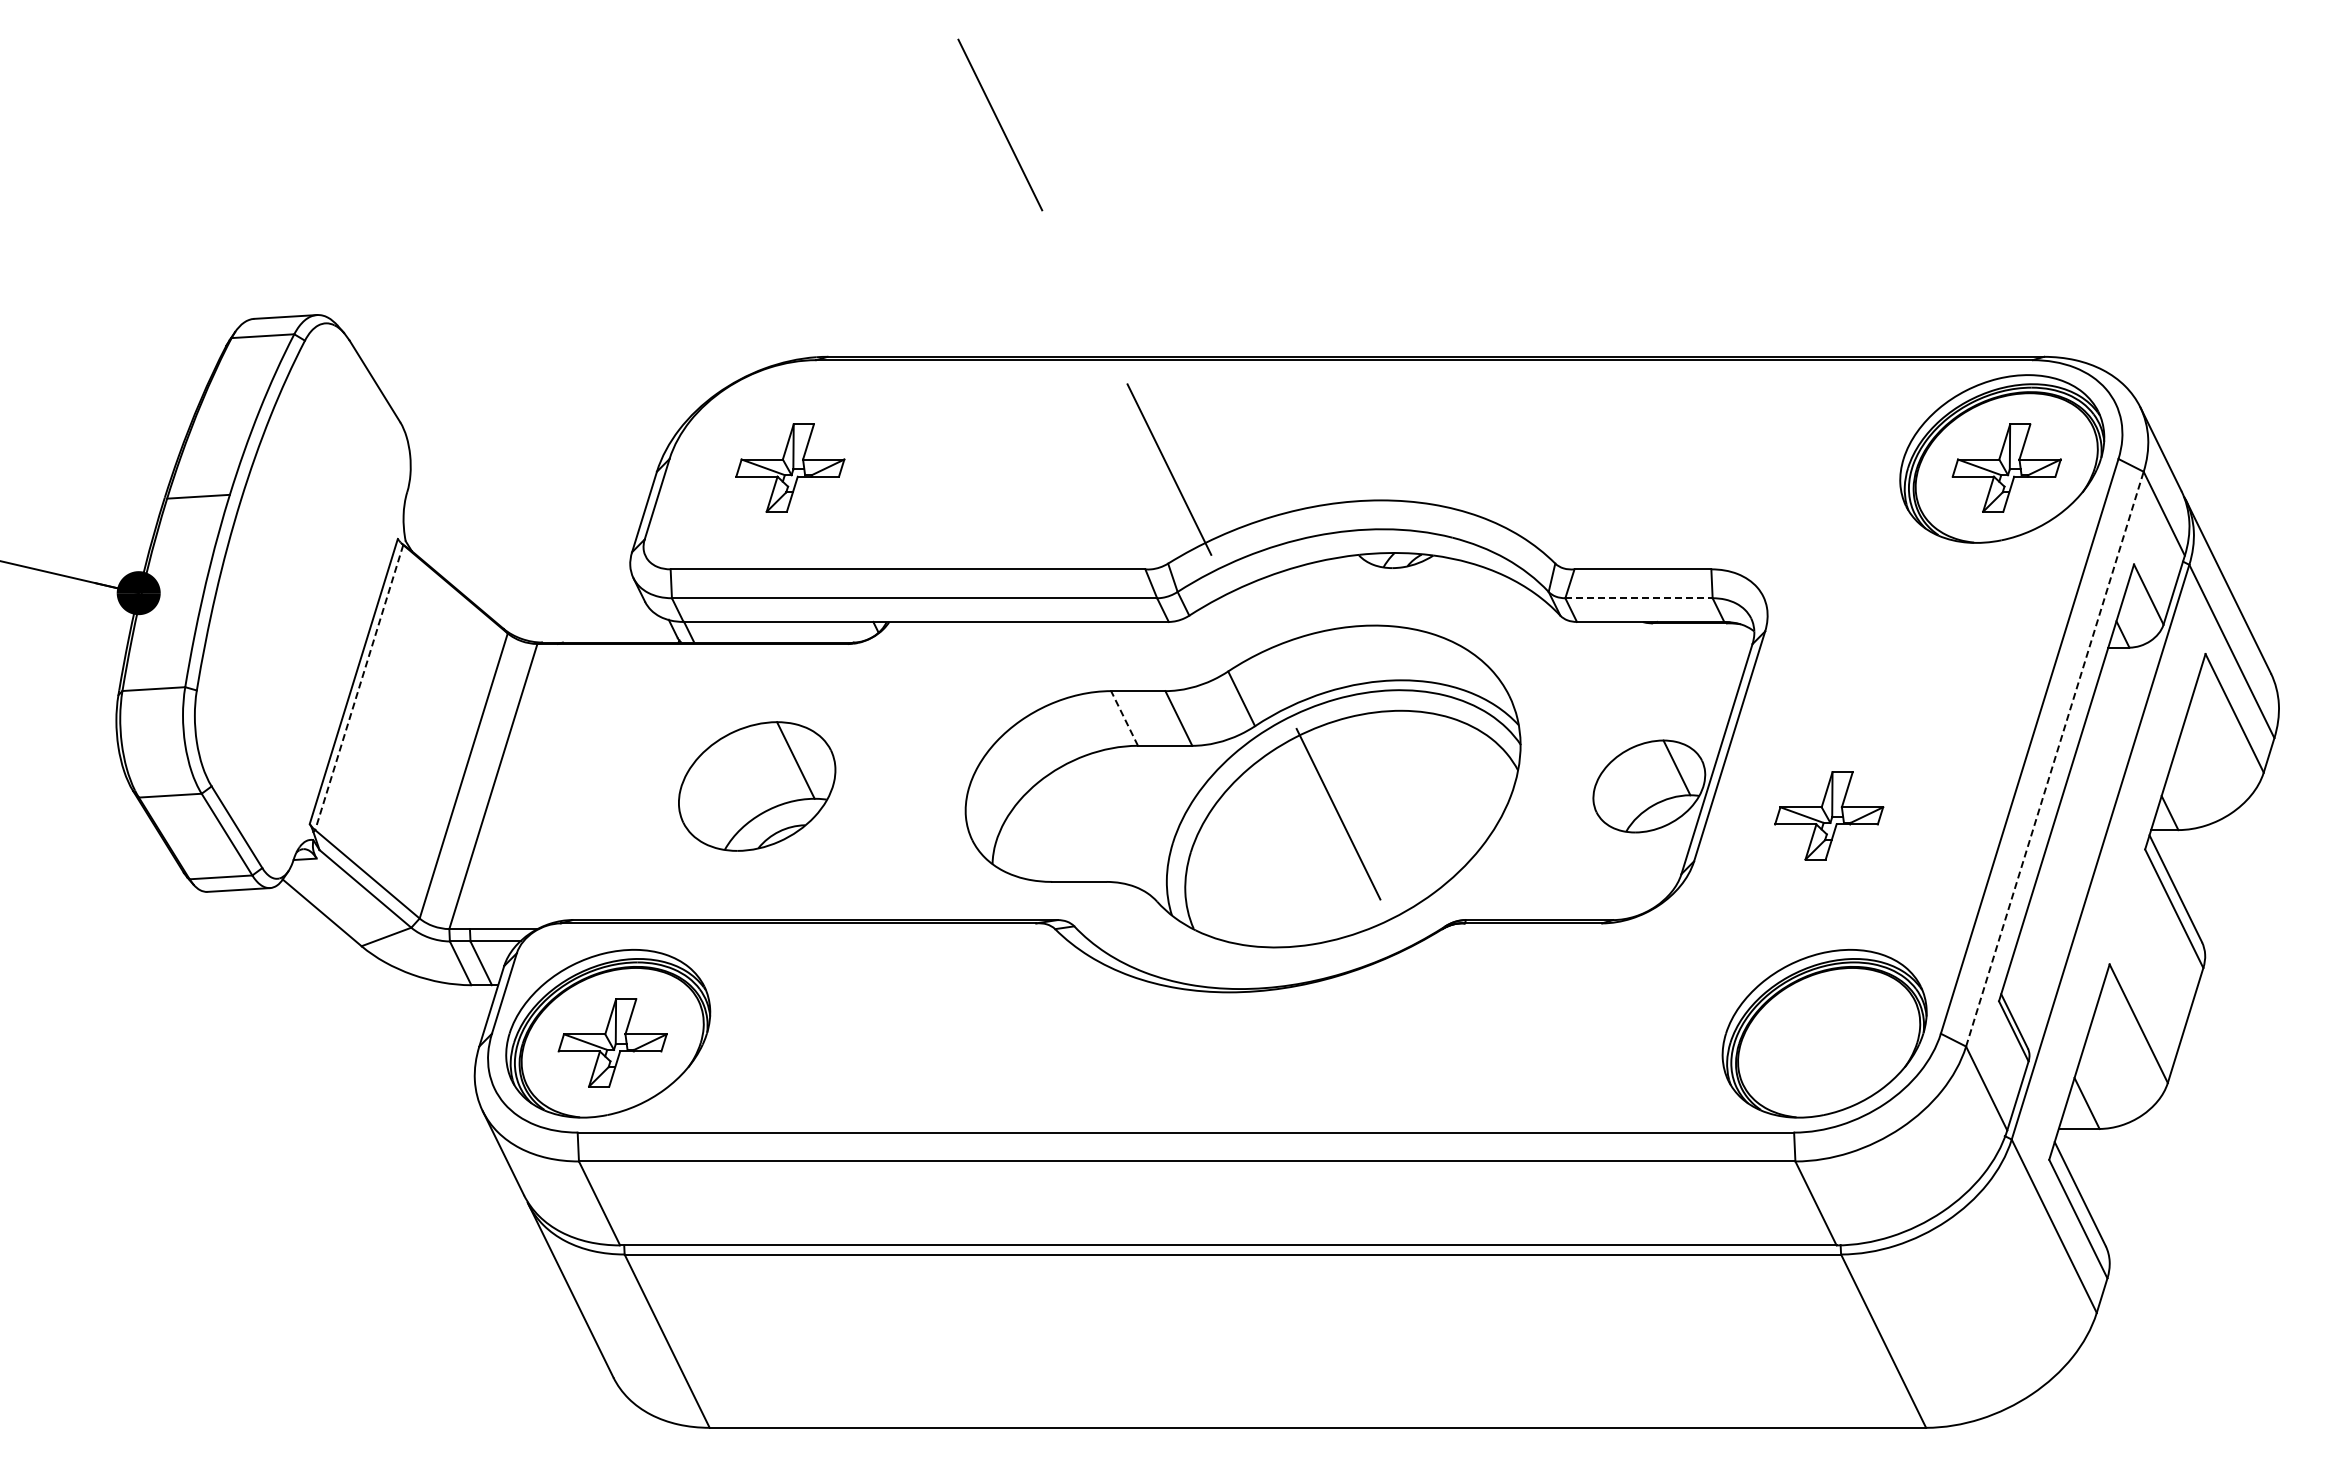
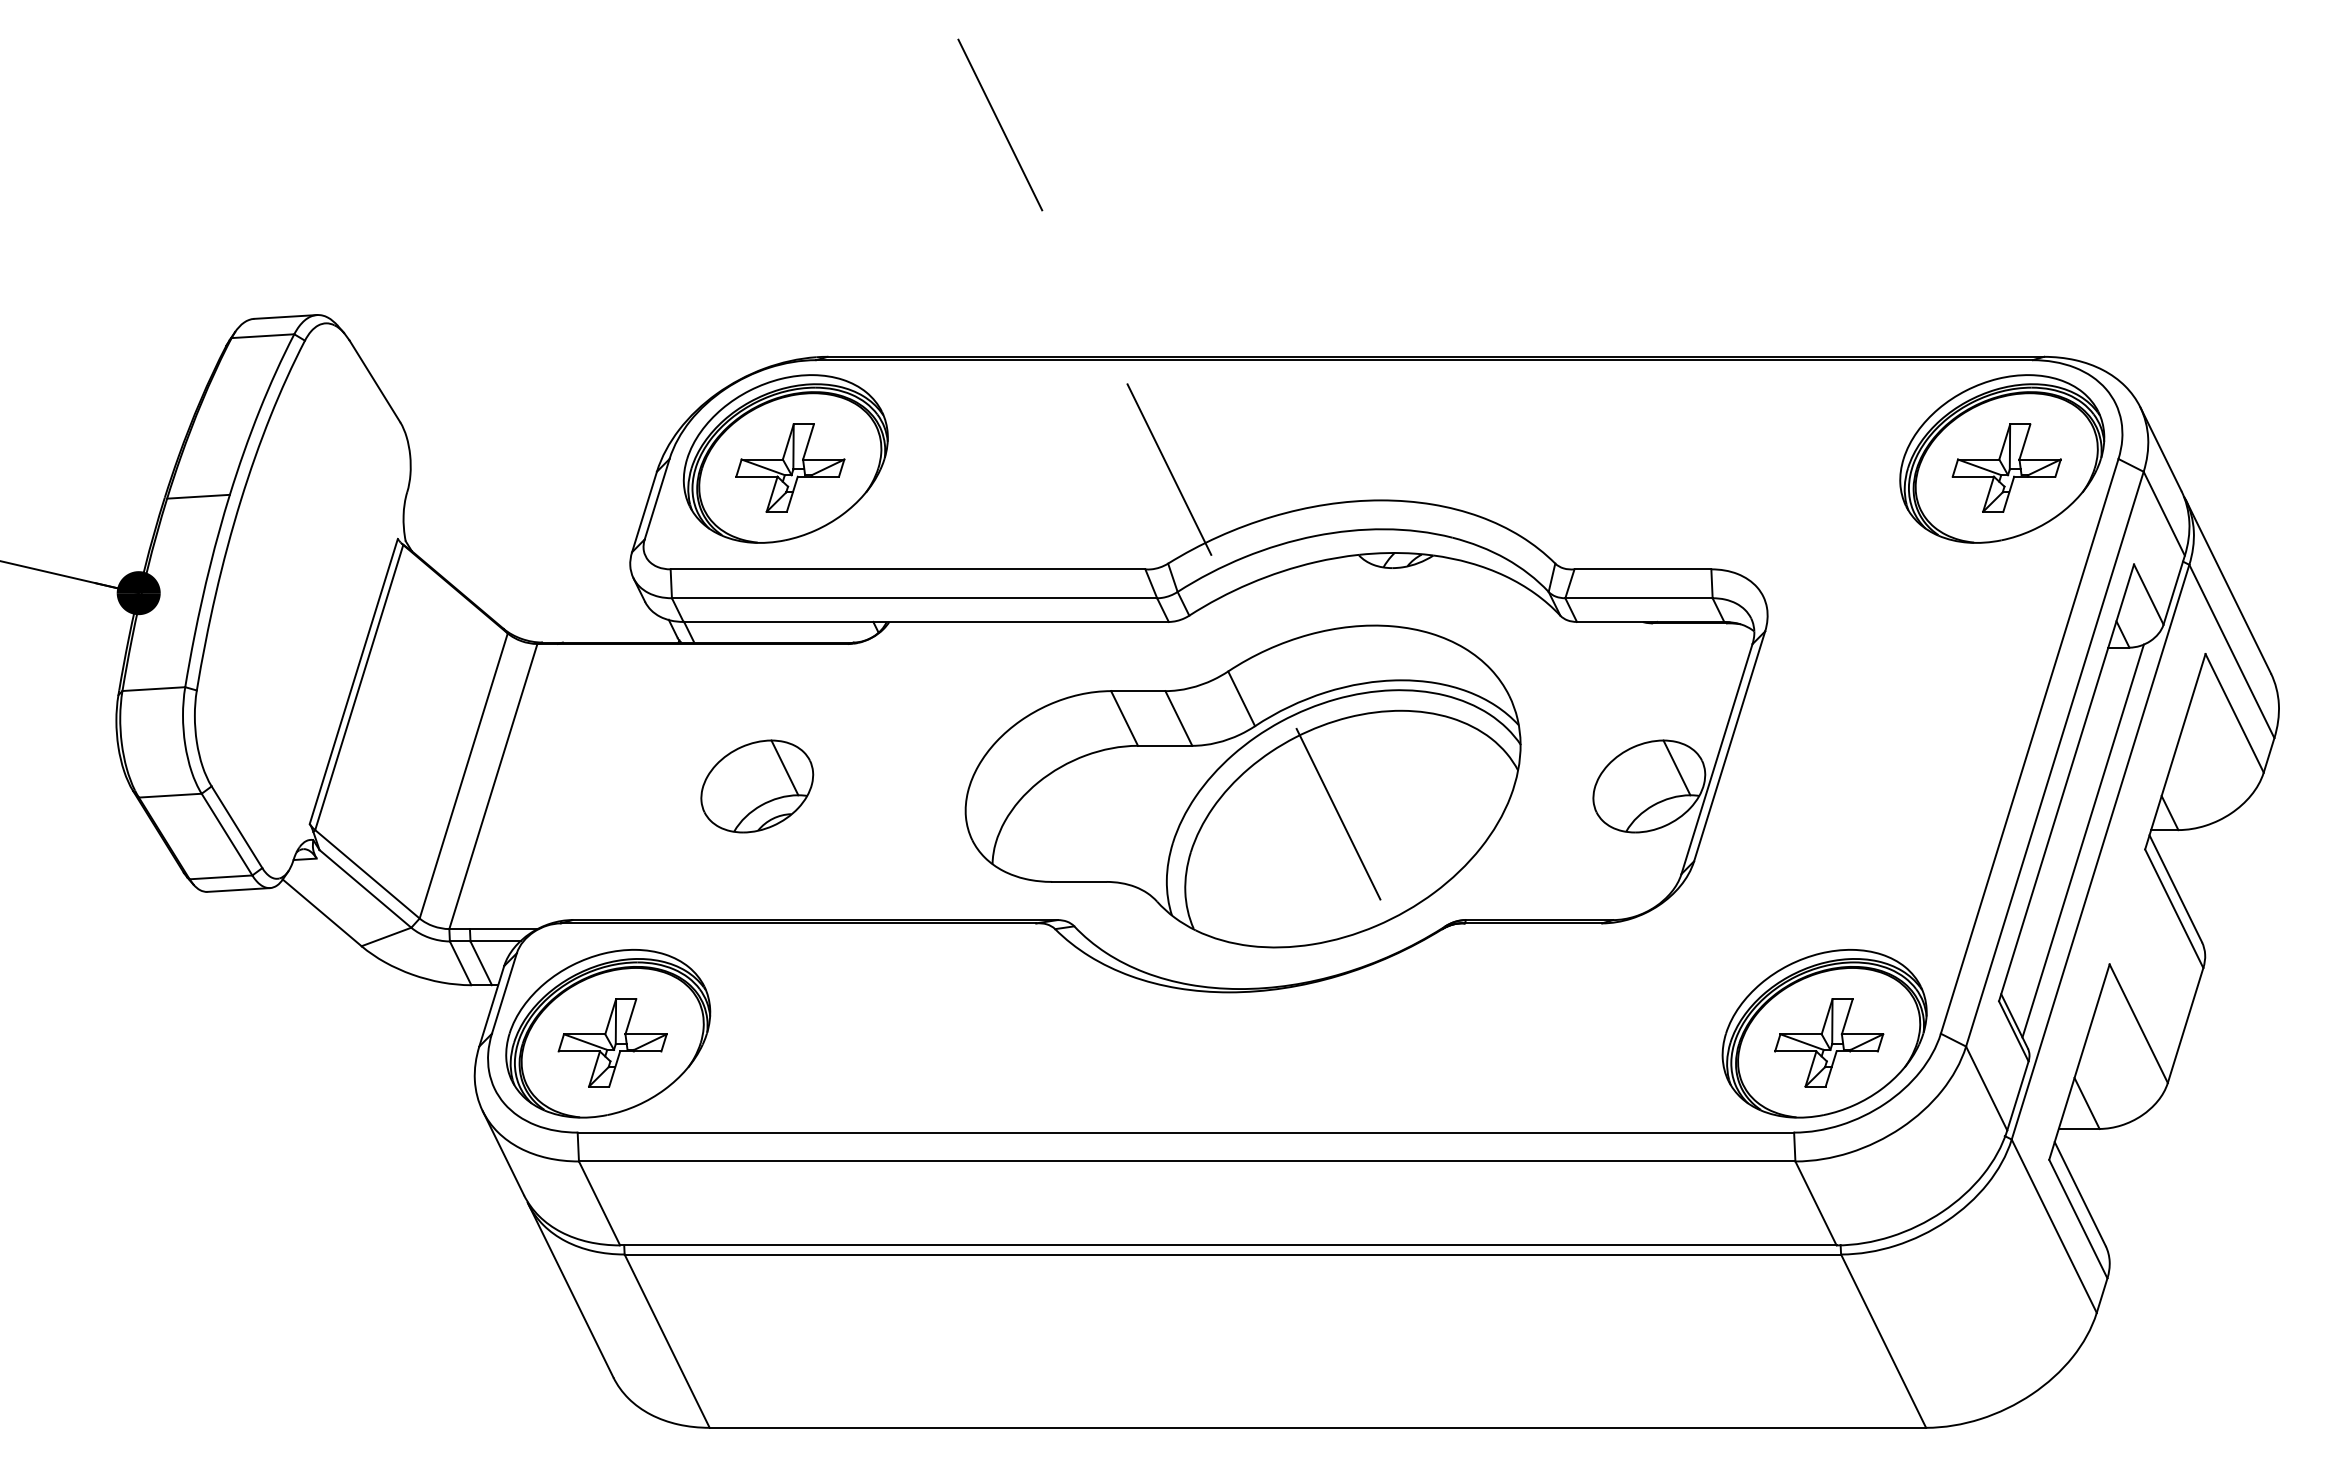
part: none -> present (785, 458)
line: dashed -> solid (1639, 598)
line: dashed -> solid (359, 688)
line: dashed -> solid (1124, 718)
line: dashed -> solid (2054, 759)
part size: 159x131 px -> 115x95 px (757, 786)
part position: (1829, 815) -> (1829, 1042) (1829, 1042)
line: none -> present (2082, 840)
